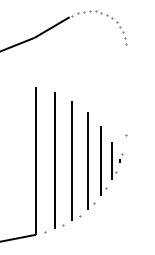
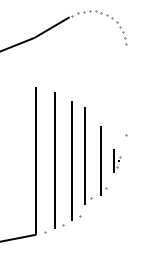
part position: (91, 160) -> (88, 155) (88, 155)
part size: 13x38 px -> 9x24 px (117, 160)
